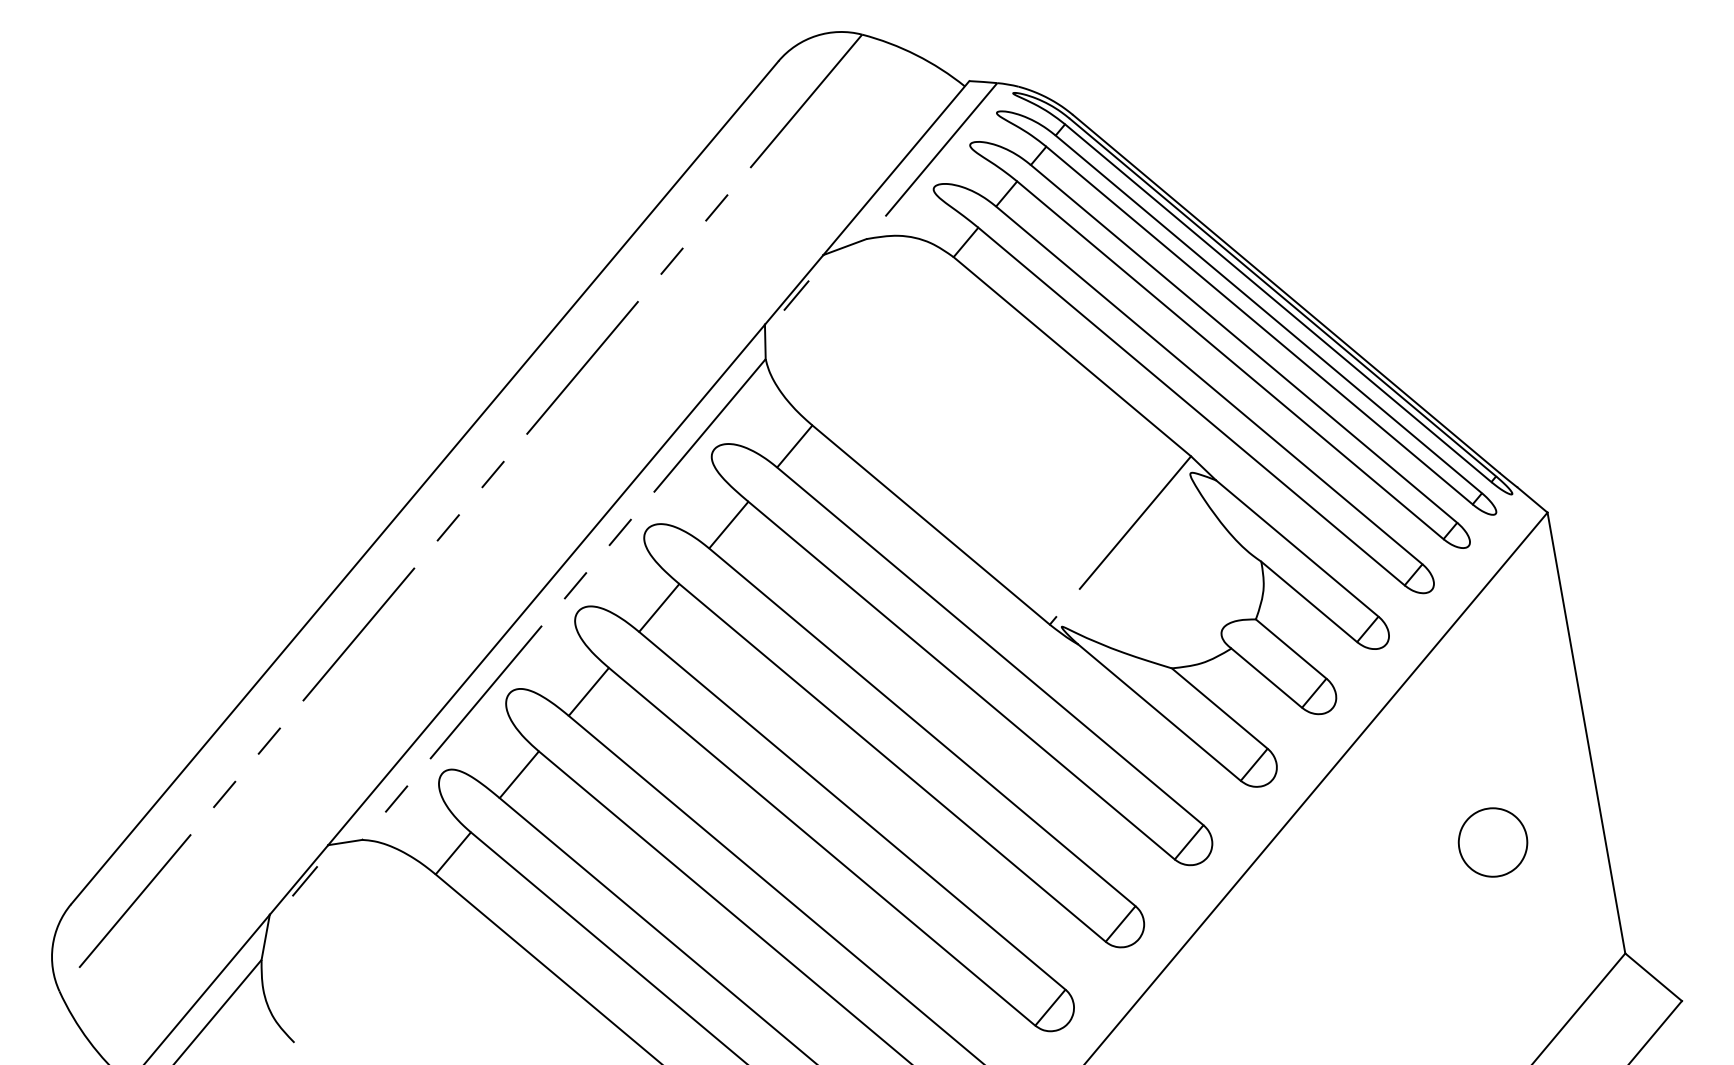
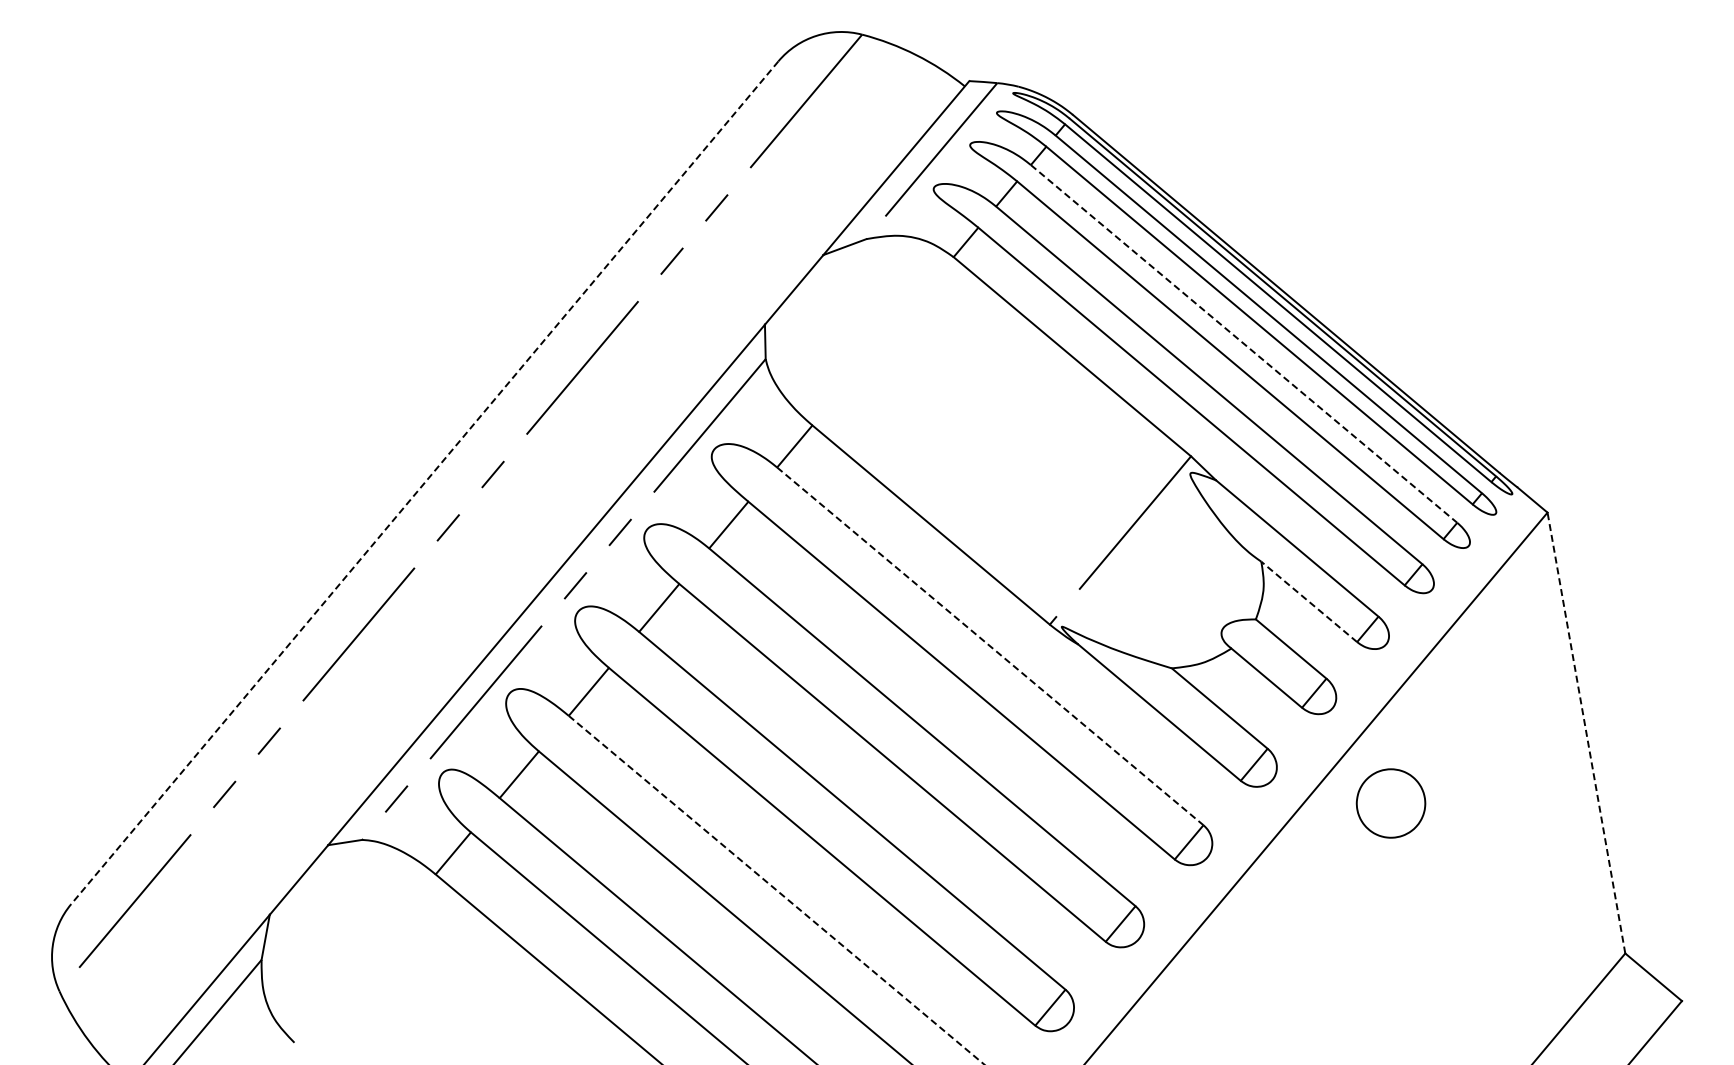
line: present -> none (796, 295)
line: solid -> dashed (1244, 344)
line: solid -> dashed (424, 483)
line: solid -> dashed (1309, 601)
line: solid -> dashed (990, 646)
line: solid -> dashed (1586, 733)
part position: (1492, 842) -> (1390, 803) (1390, 803)
line: present -> none (305, 881)
line: solid -> dashed (776, 890)
